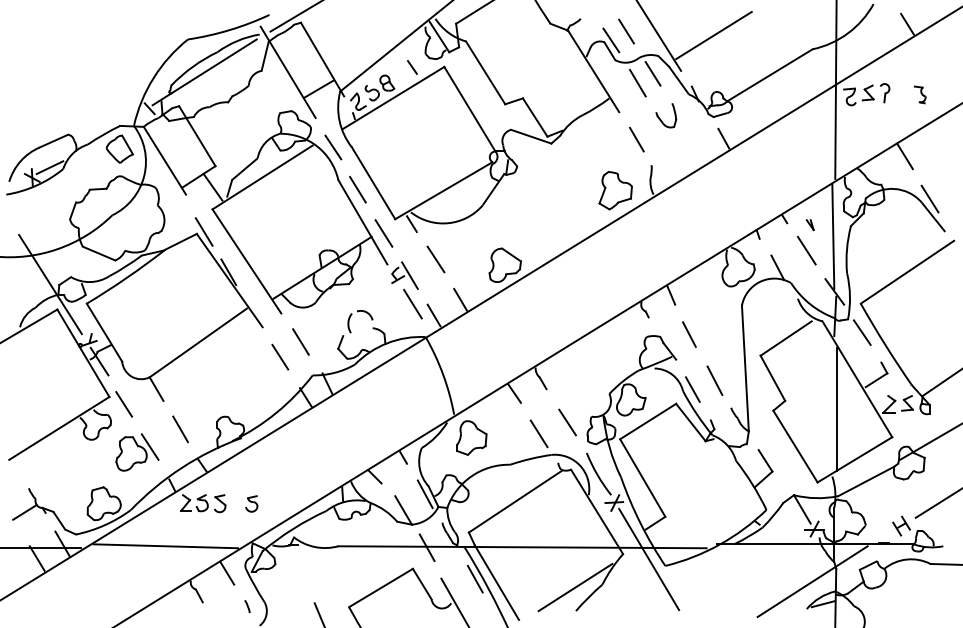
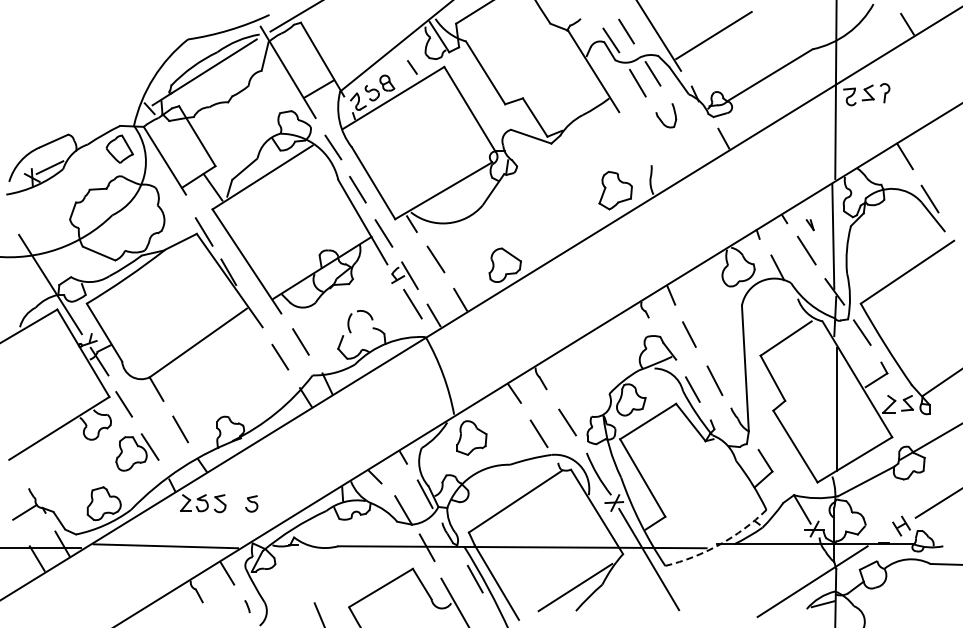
part: present -> none (920, 94)
line: present -> none (636, 139)
arc: solid -> dashed (719, 544)
